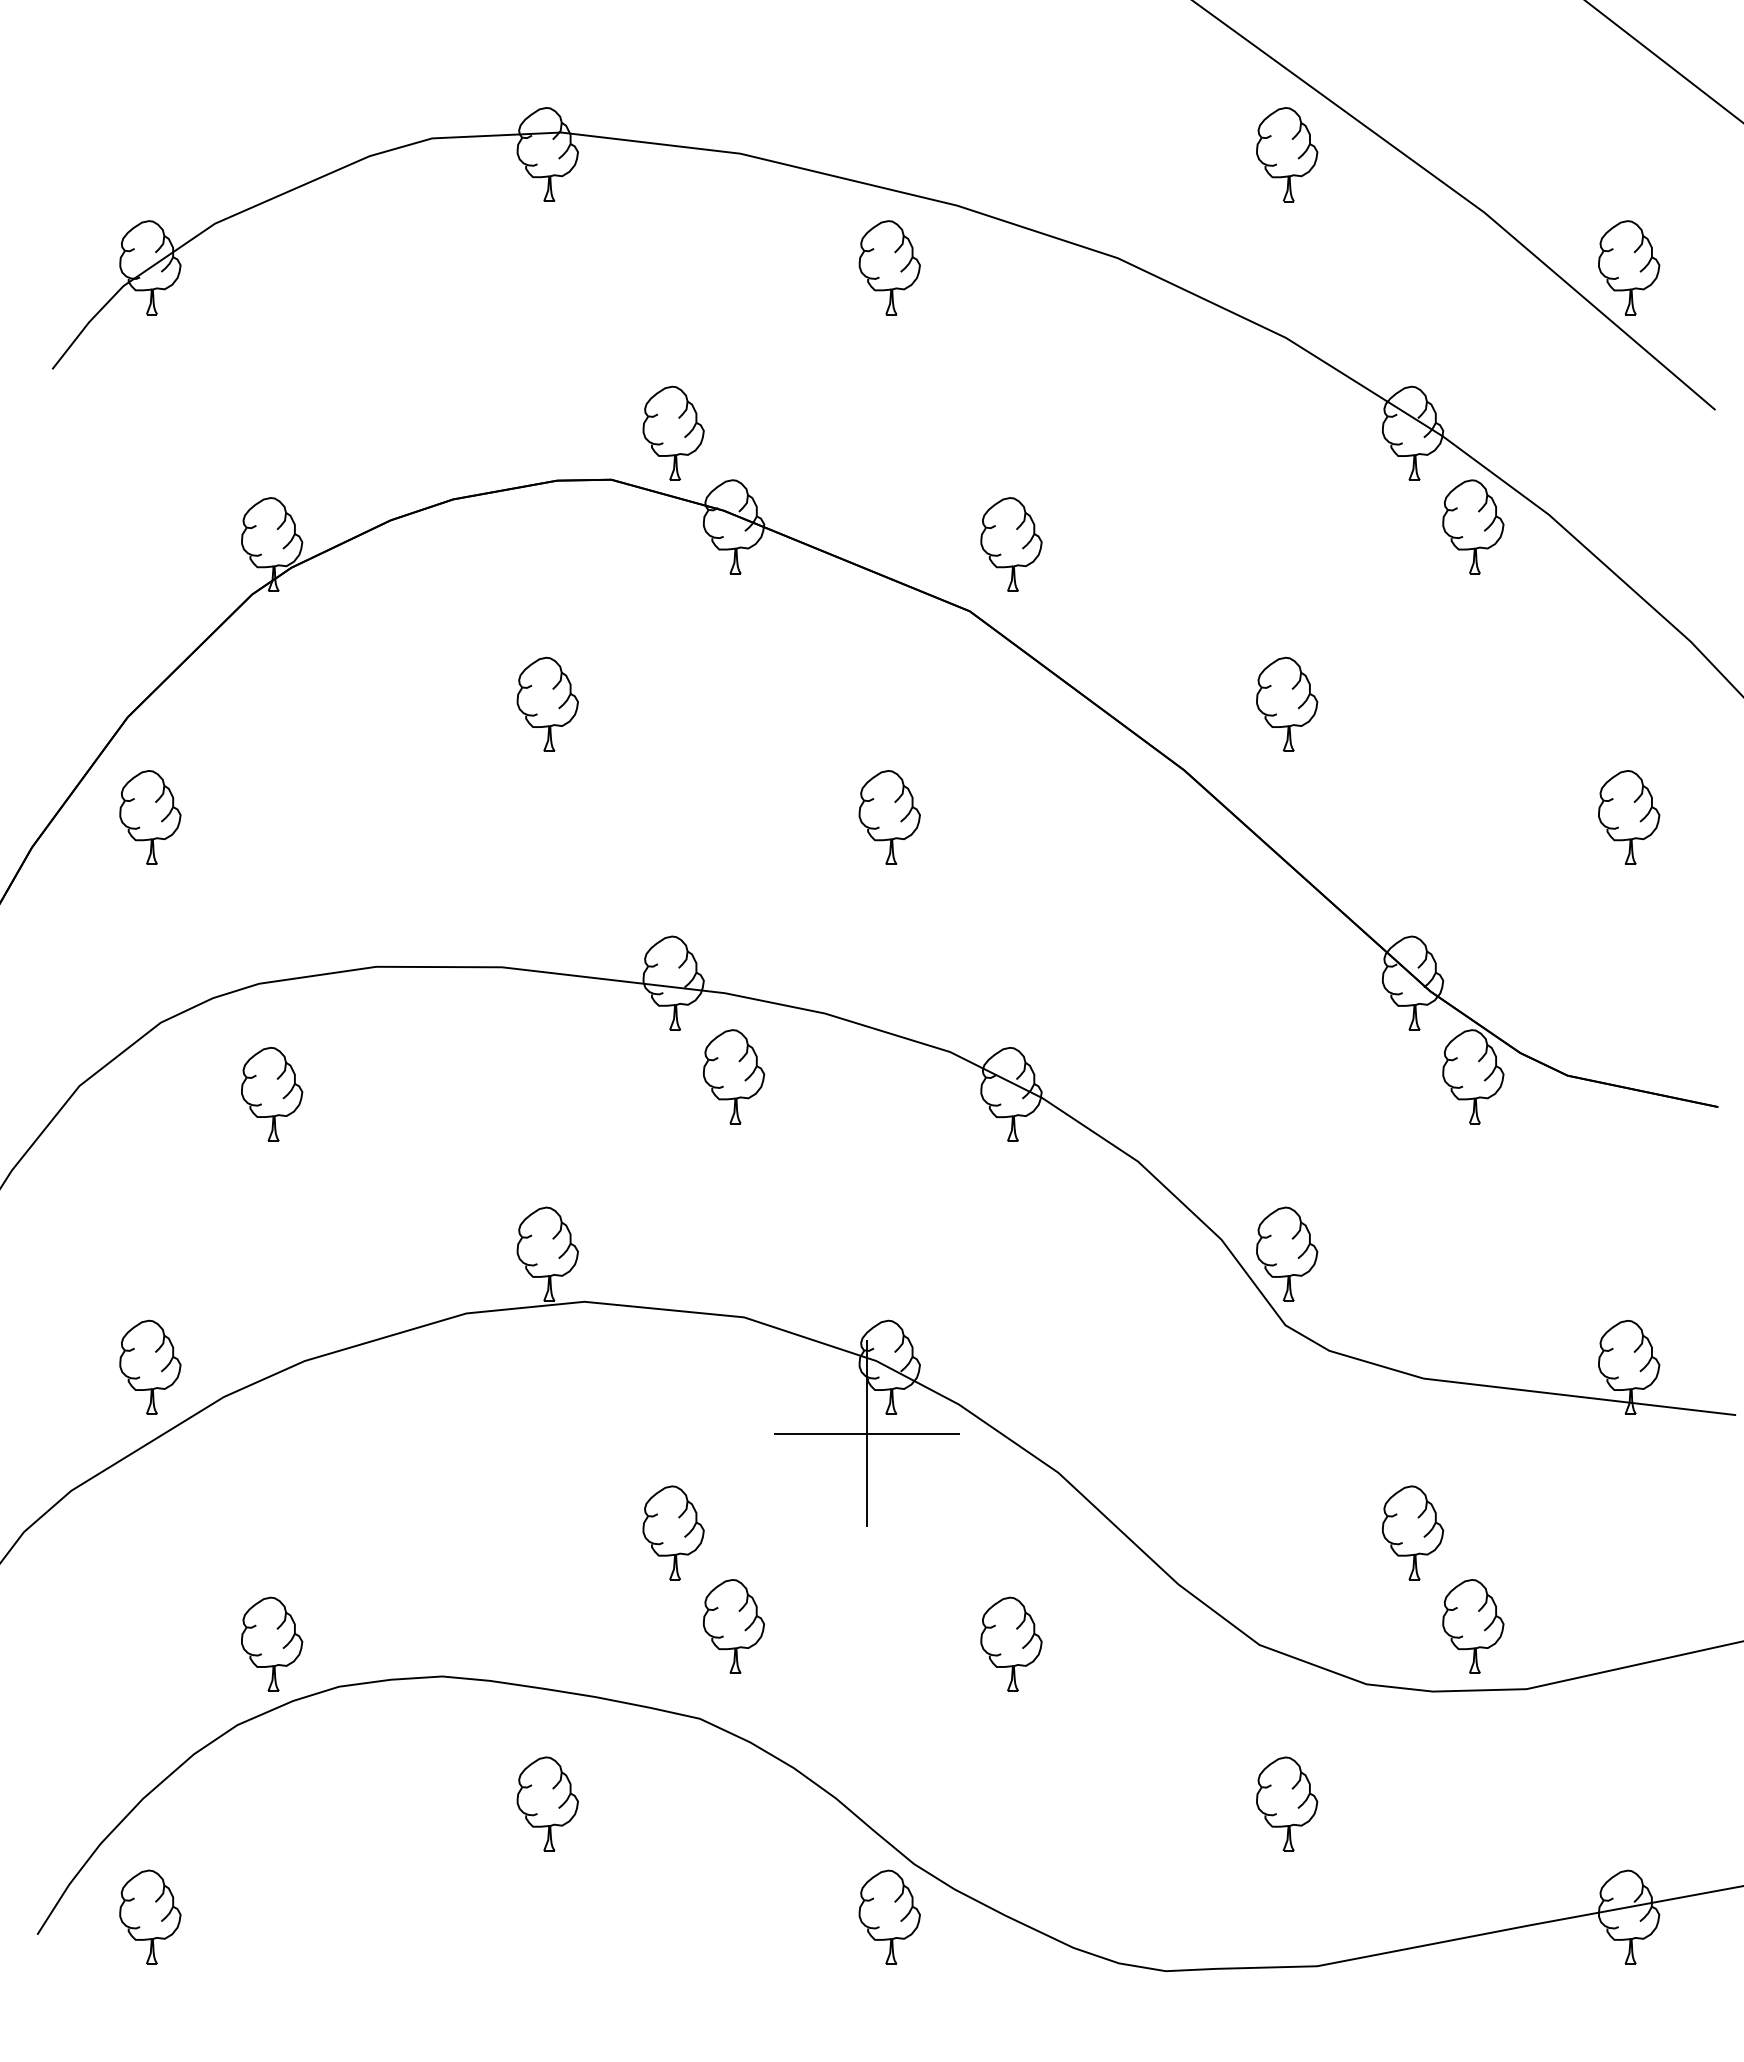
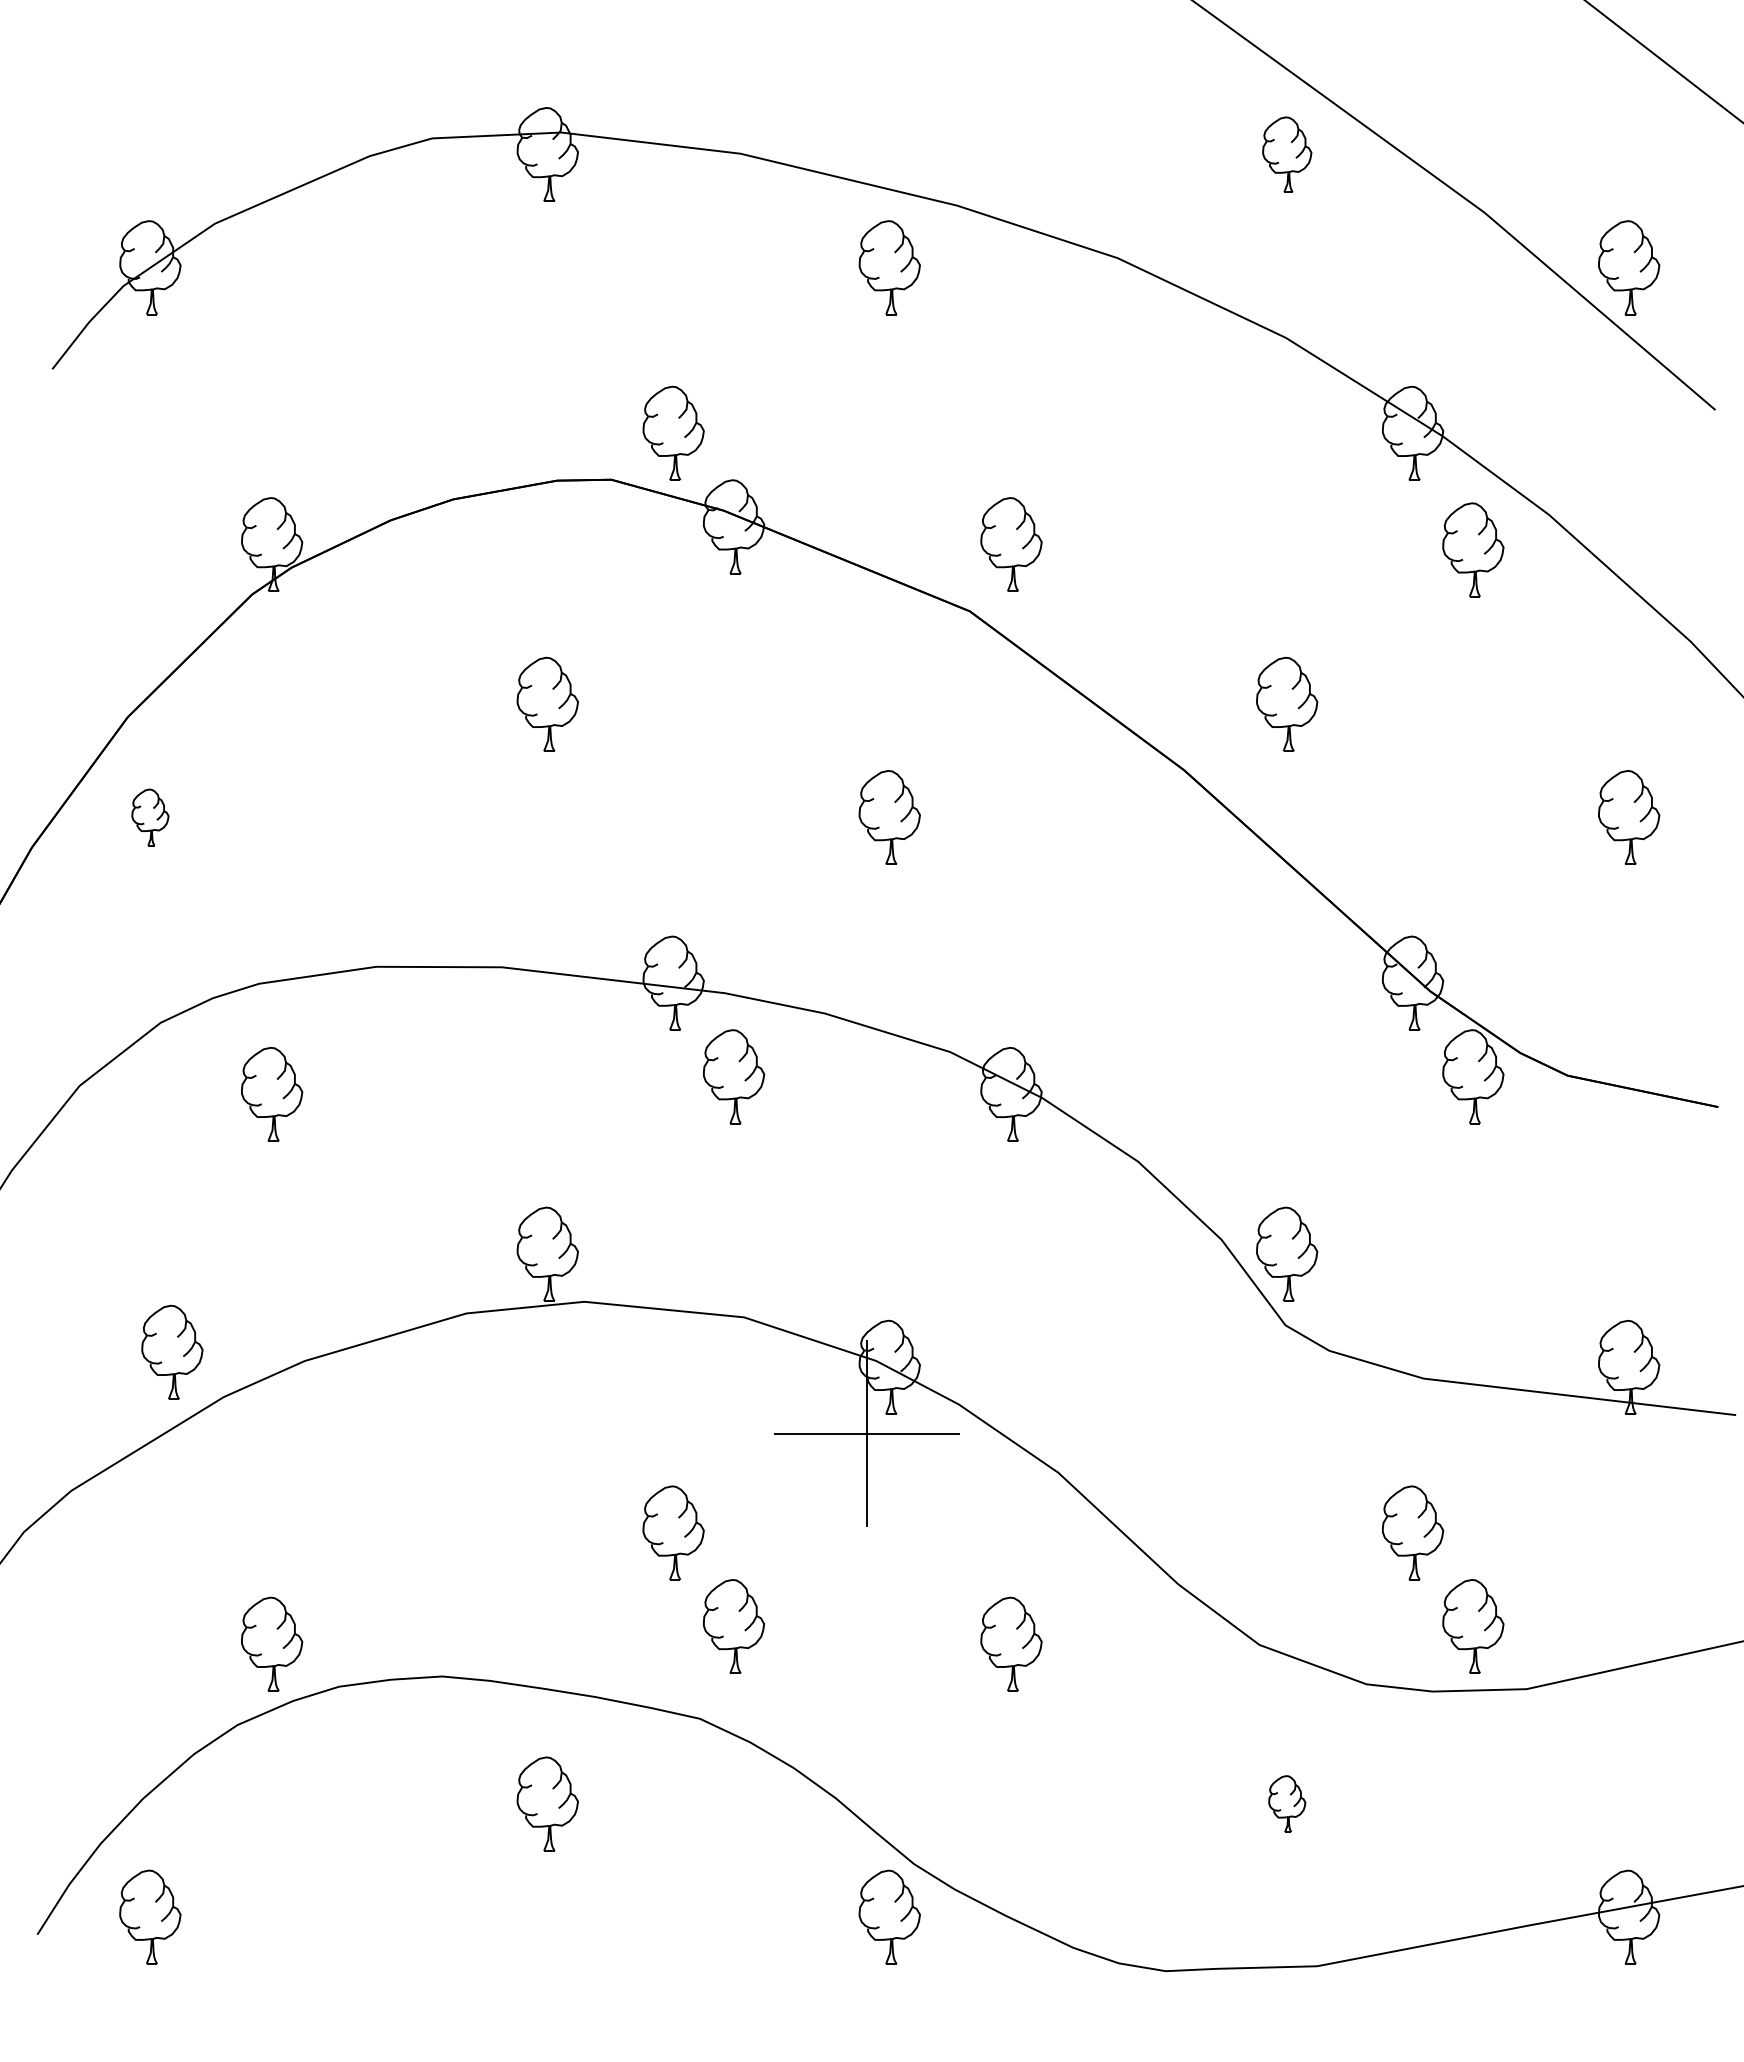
part size: 63x96 px -> 51x77 px (1287, 154)
part position: (1473, 526) -> (1473, 549) (1473, 549)
part size: 63x95 px -> 39x59 px (150, 817)
part position: (150, 1366) -> (172, 1351) (172, 1351)
part size: 63x96 px -> 39x58 px (1287, 1803)
